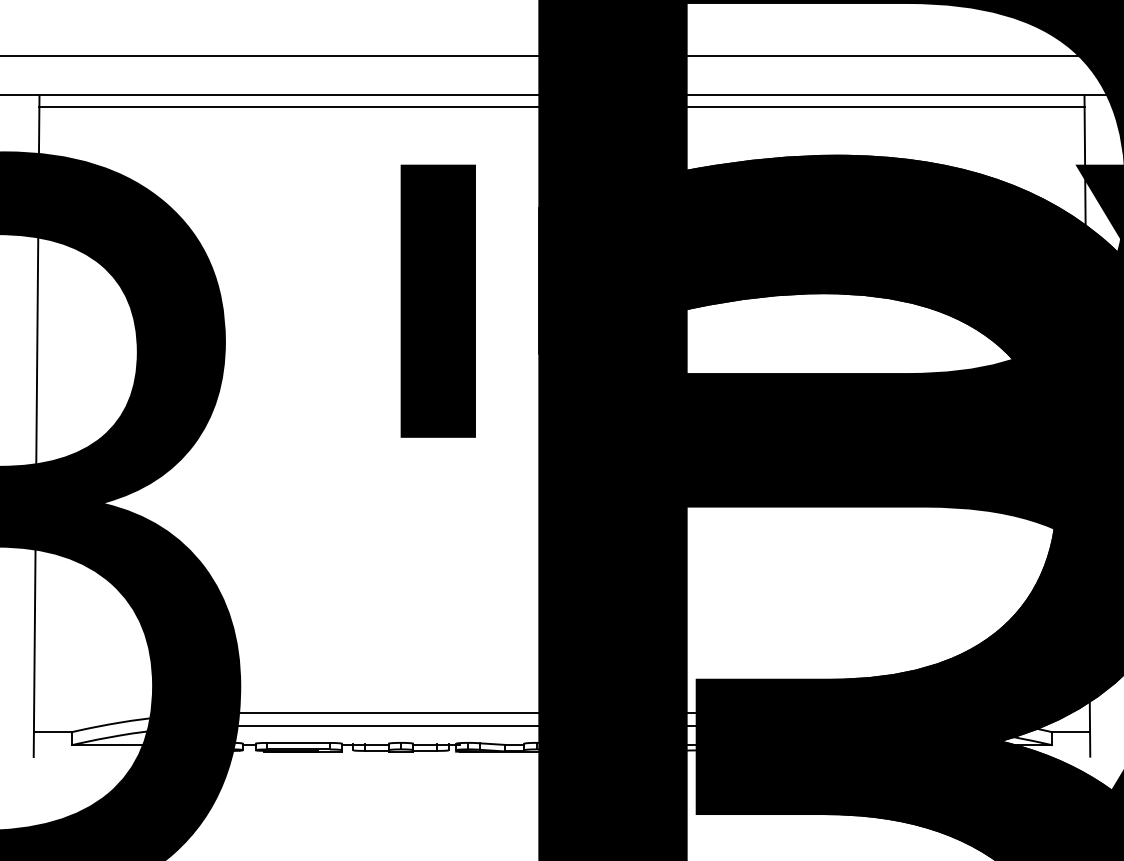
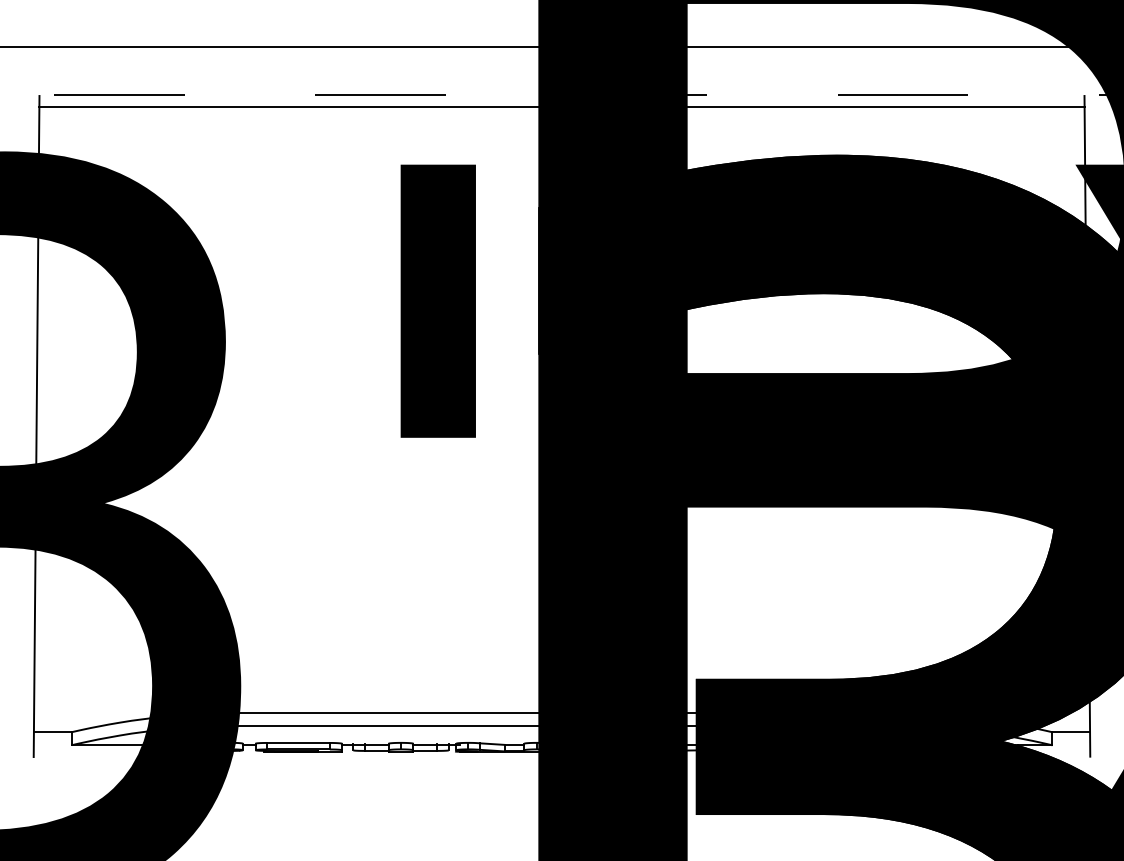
line position: (561, 55) -> (561, 46) (561, 46)
line: solid -> dashed (561, 95)
